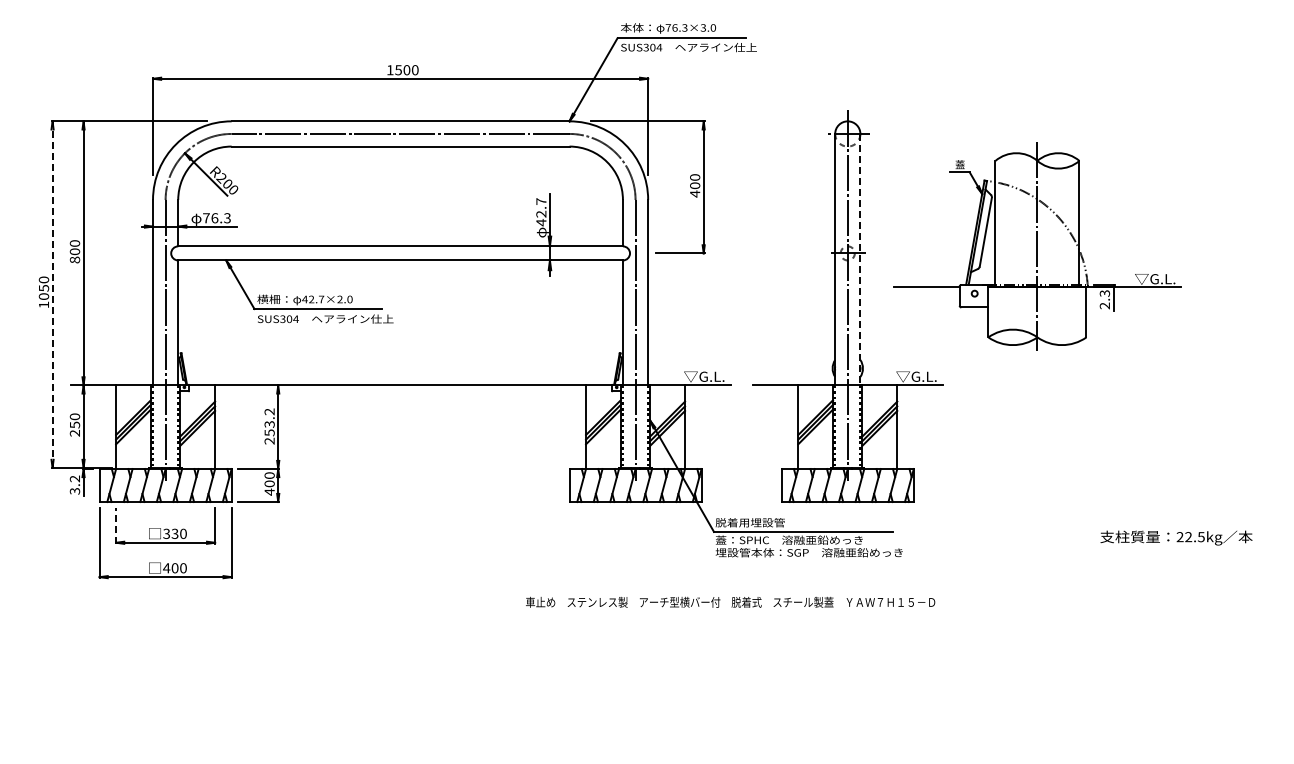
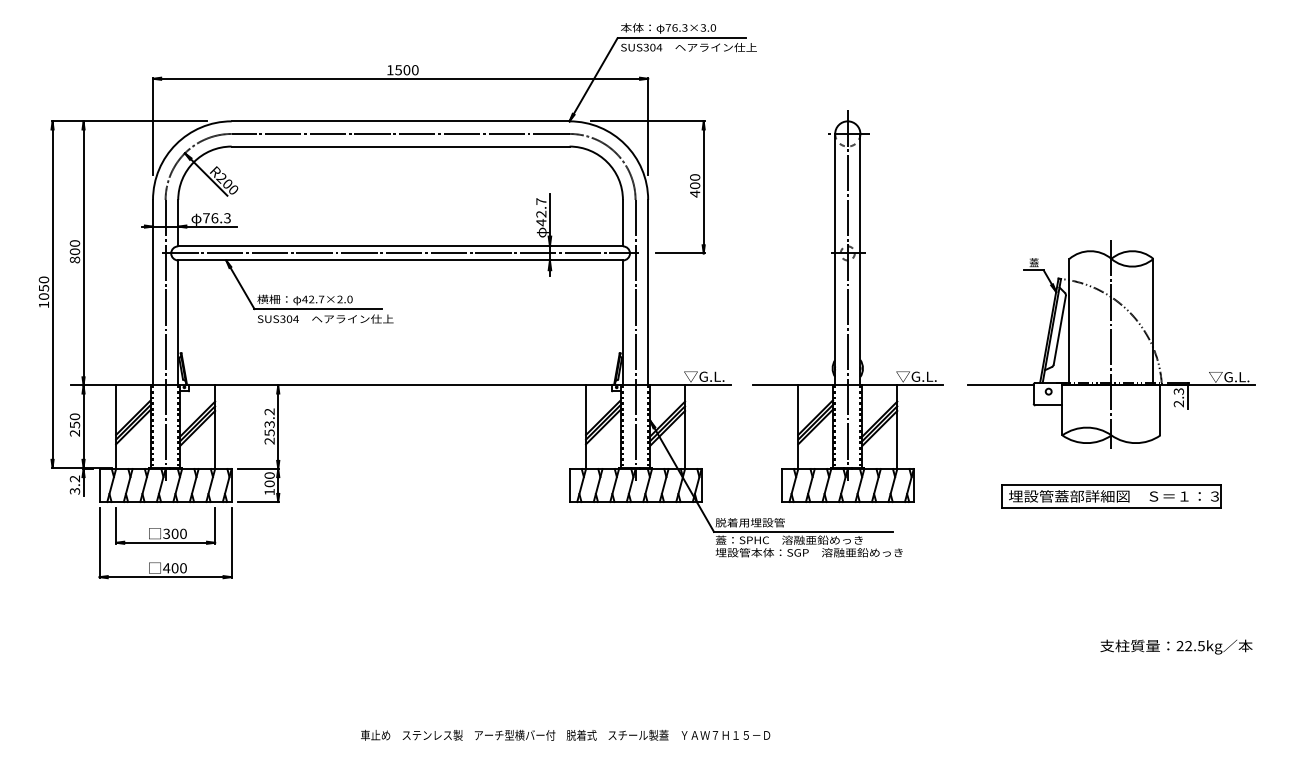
part position: (1037, 246) -> (1111, 344) (1111, 344)
line: none -> present (400, 253)
line: dashed -> solid (860, 259)
line: dashed -> solid (52, 294)
text: 400 -> 100 (269, 491)
part: none -> present (1111, 496)
line: dashed -> solid (116, 525)
text: 330 -> 300 (174, 533)
text position: (1176, 537) -> (1176, 646) (1176, 646)
text position: (730, 601) -> (565, 734) (565, 734)
